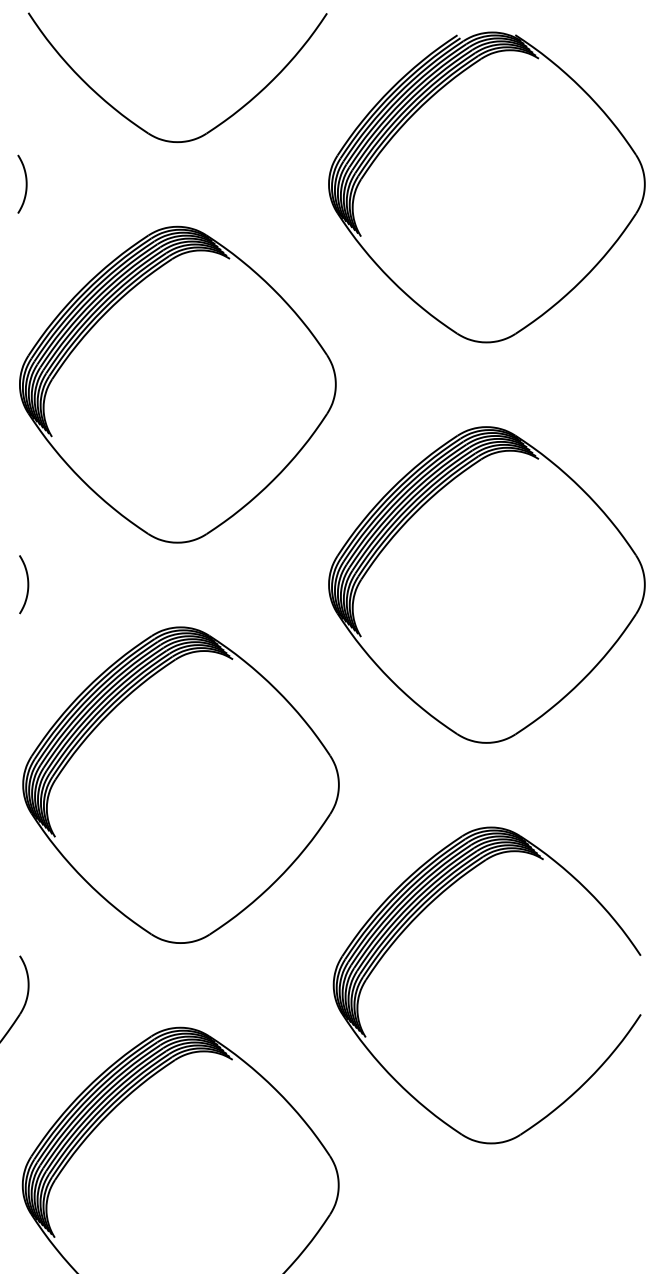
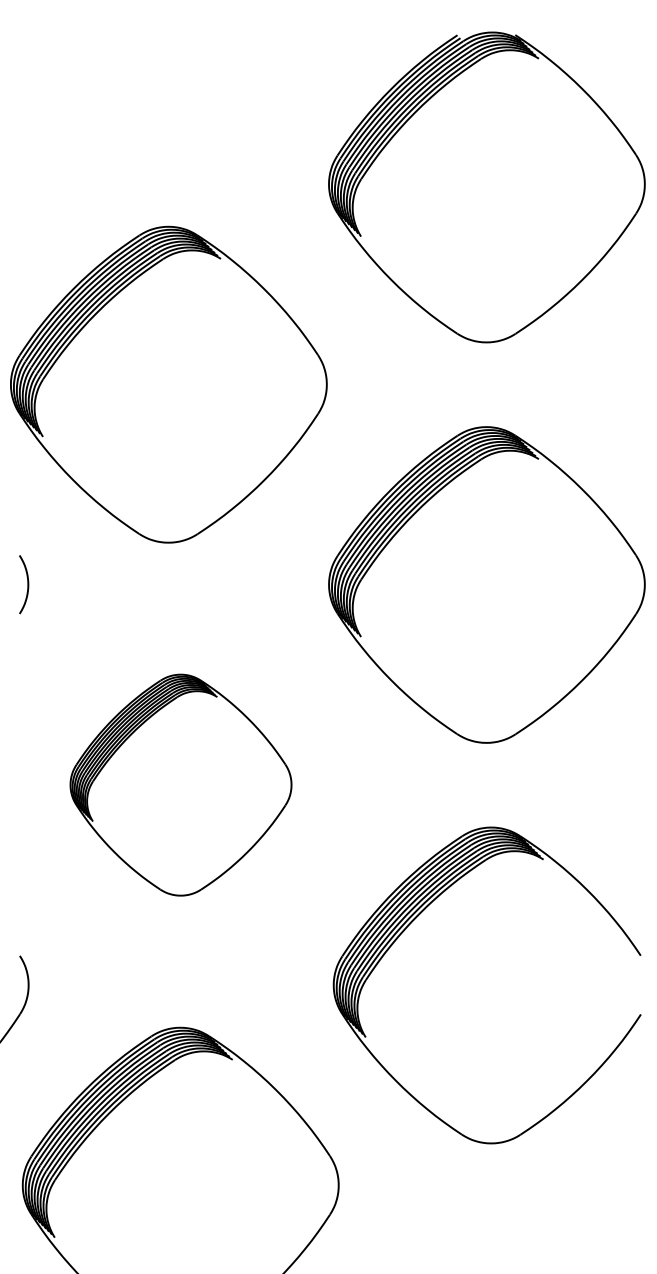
part: present -> none (144, 129)
curve: present -> none (25, 183)
part position: (177, 384) -> (168, 384) (168, 384)
part size: 318x318 px -> 224x224 px (180, 784)
